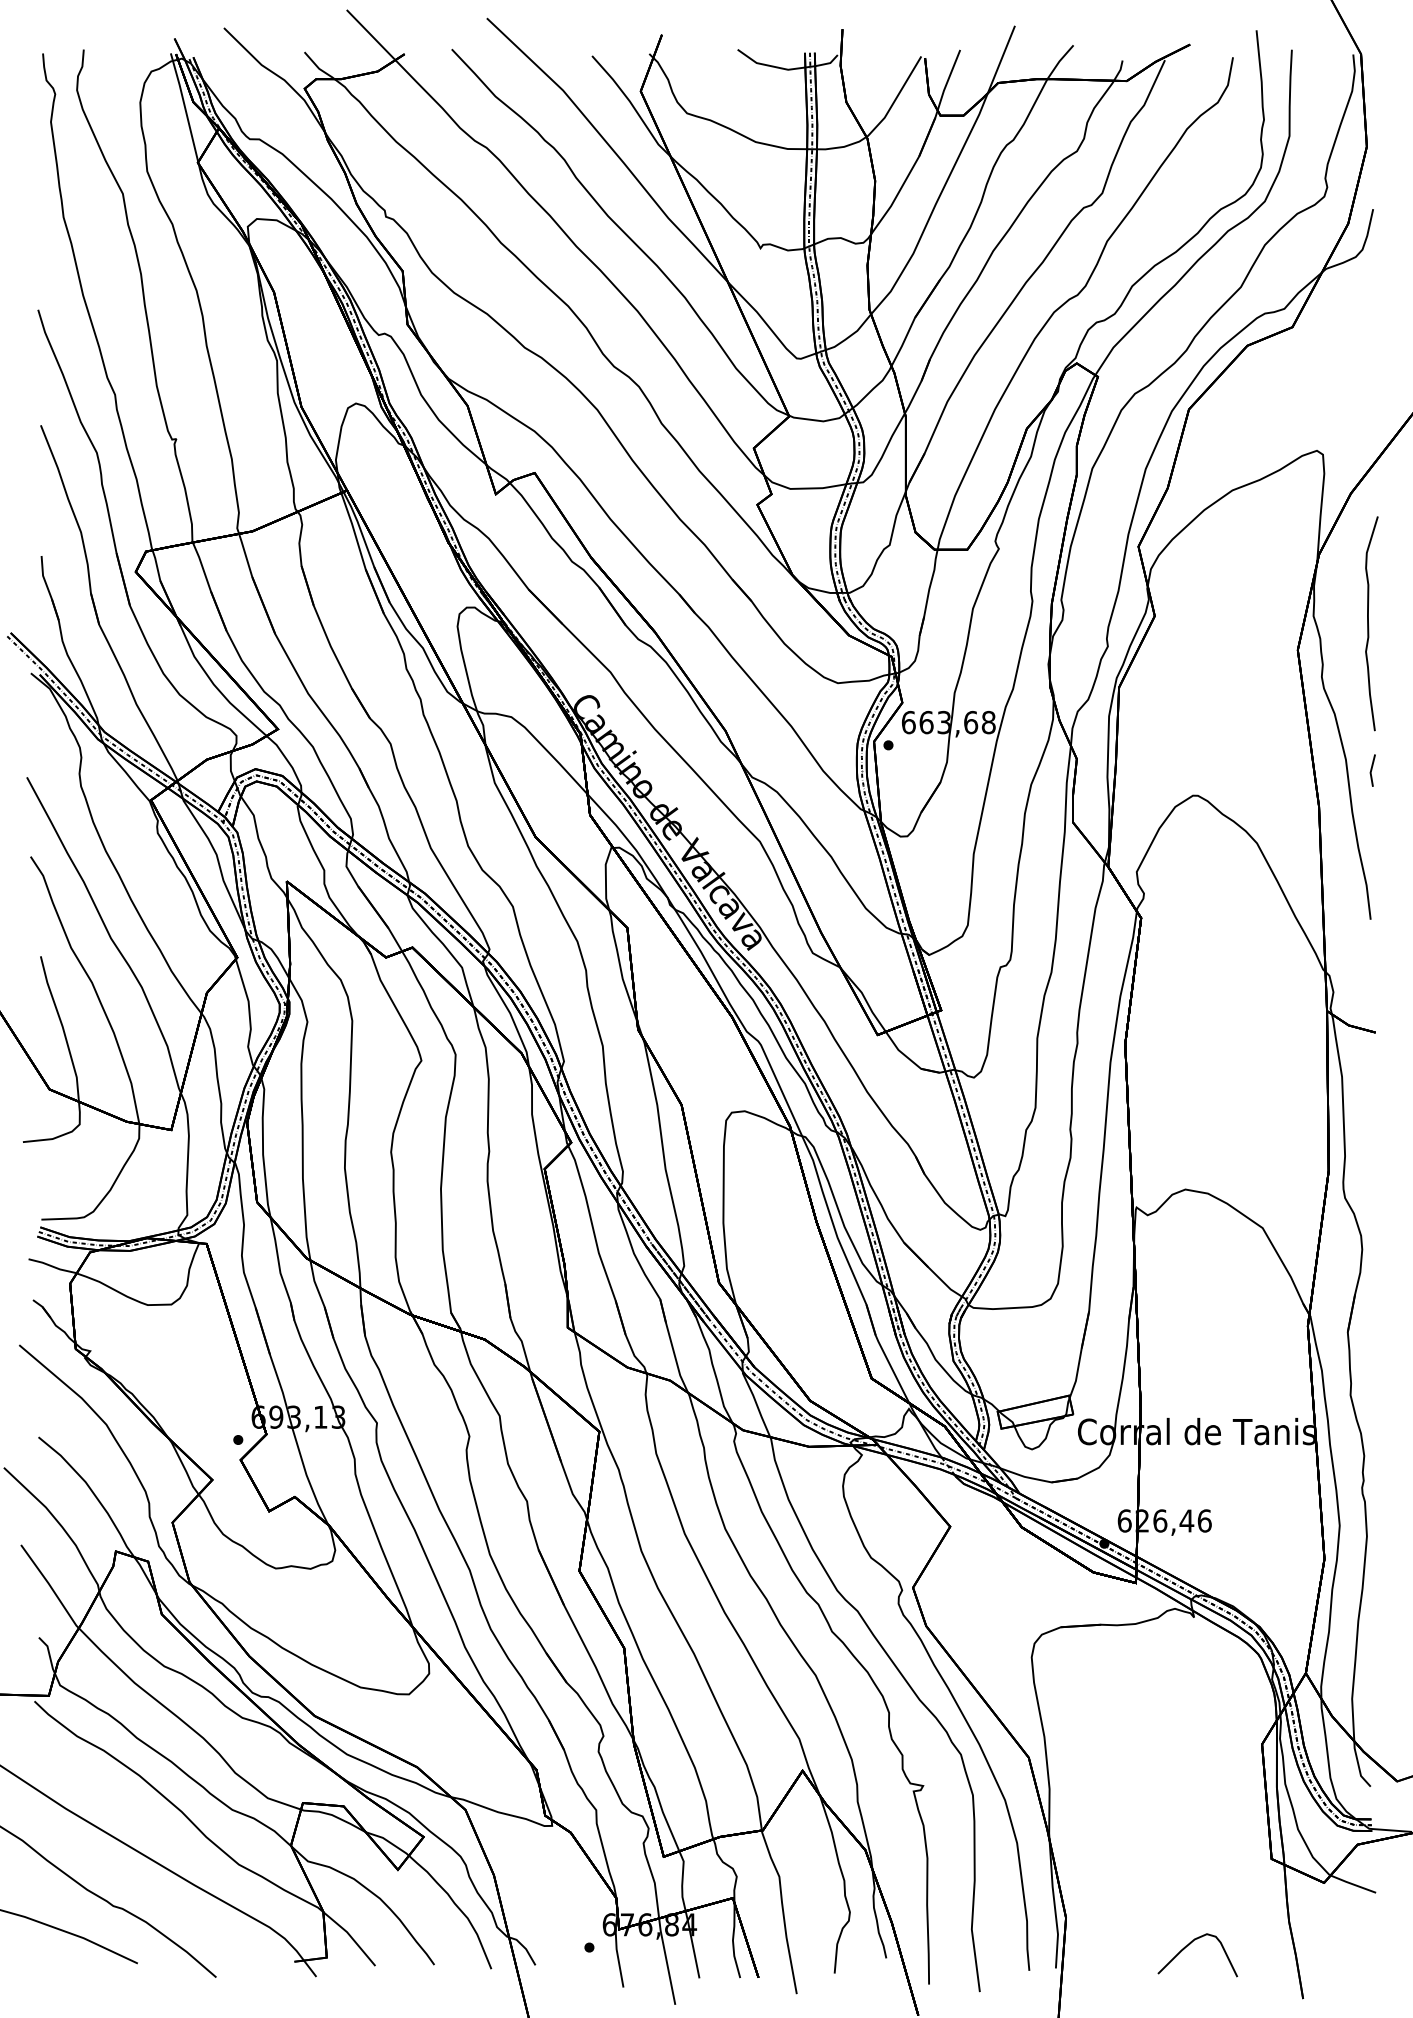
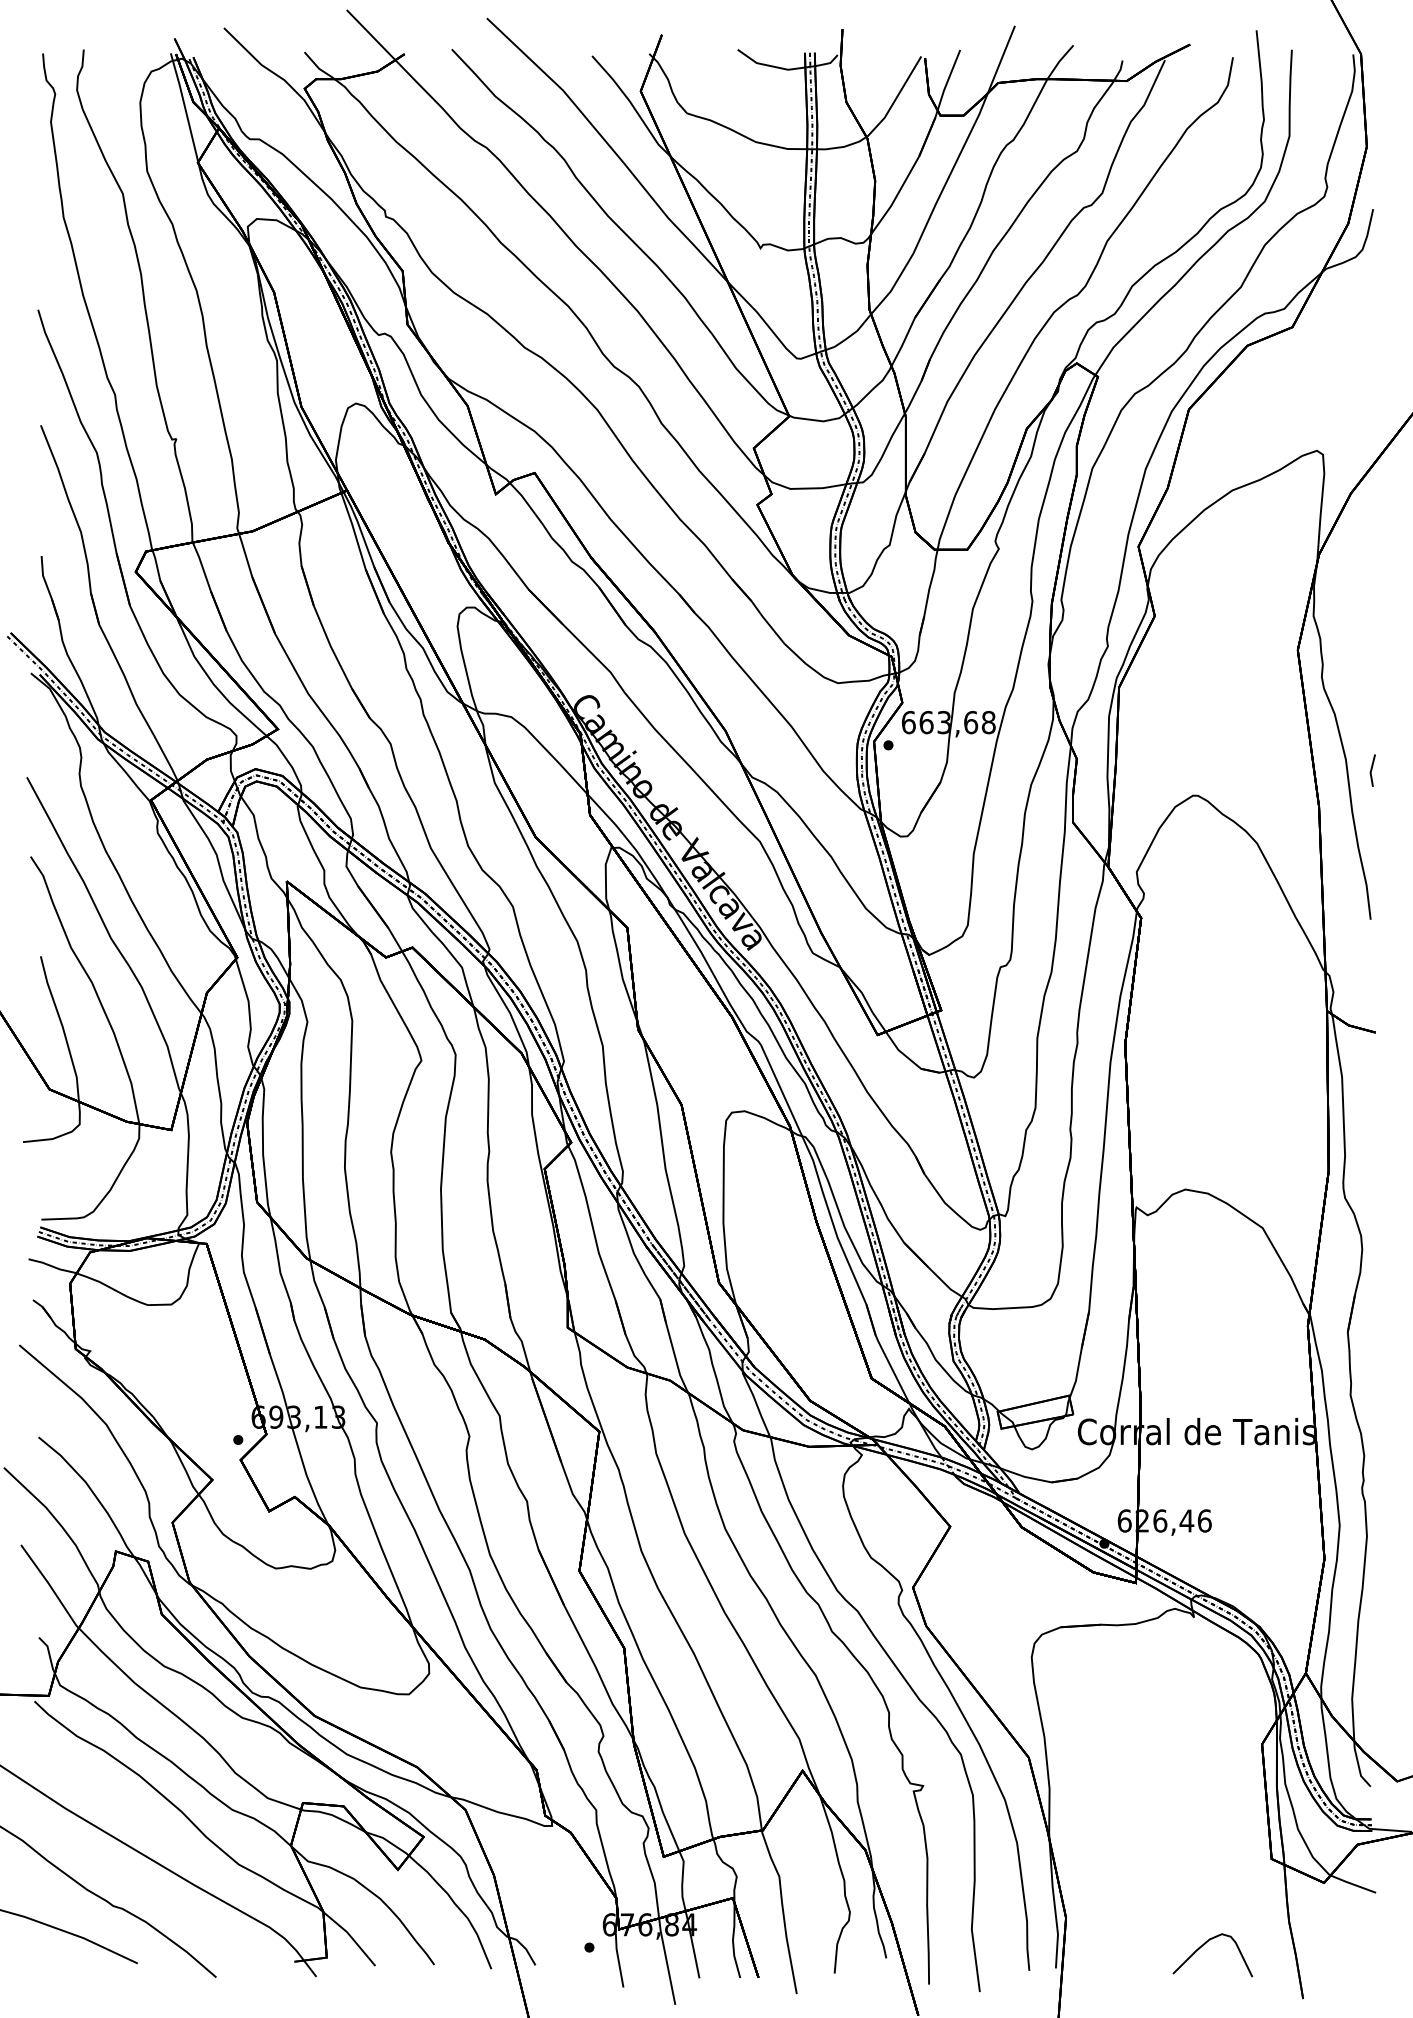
curve: present -> none (1368, 623)
curve position: (1189, 1945) -> (1204, 1945) (1204, 1945)
